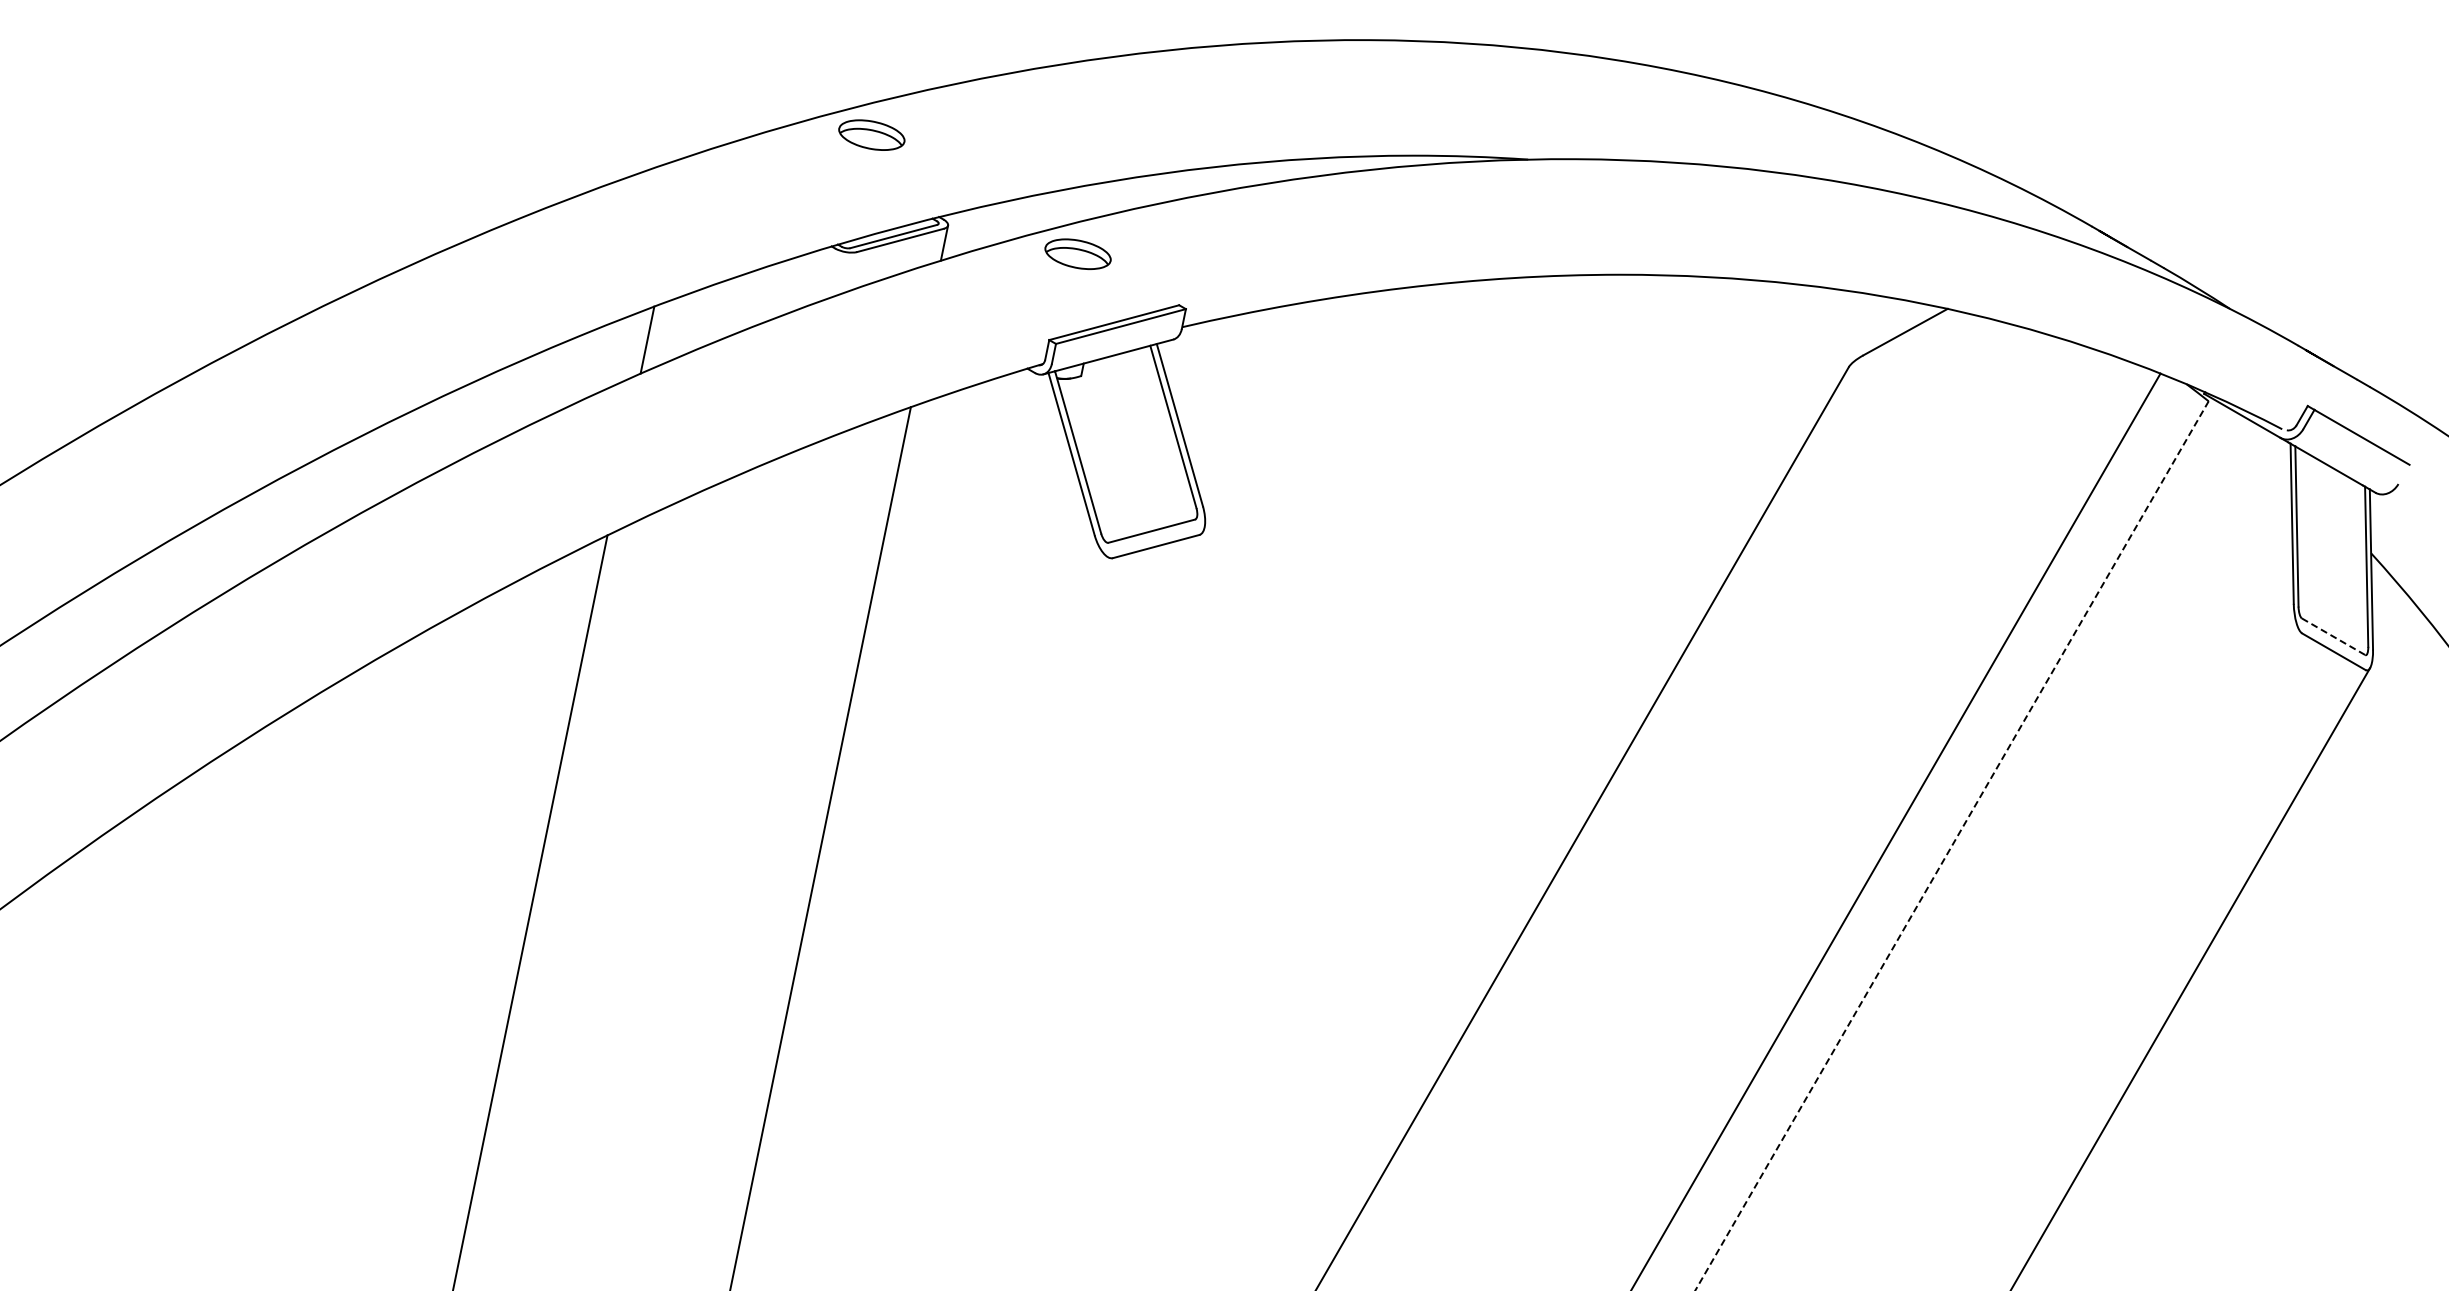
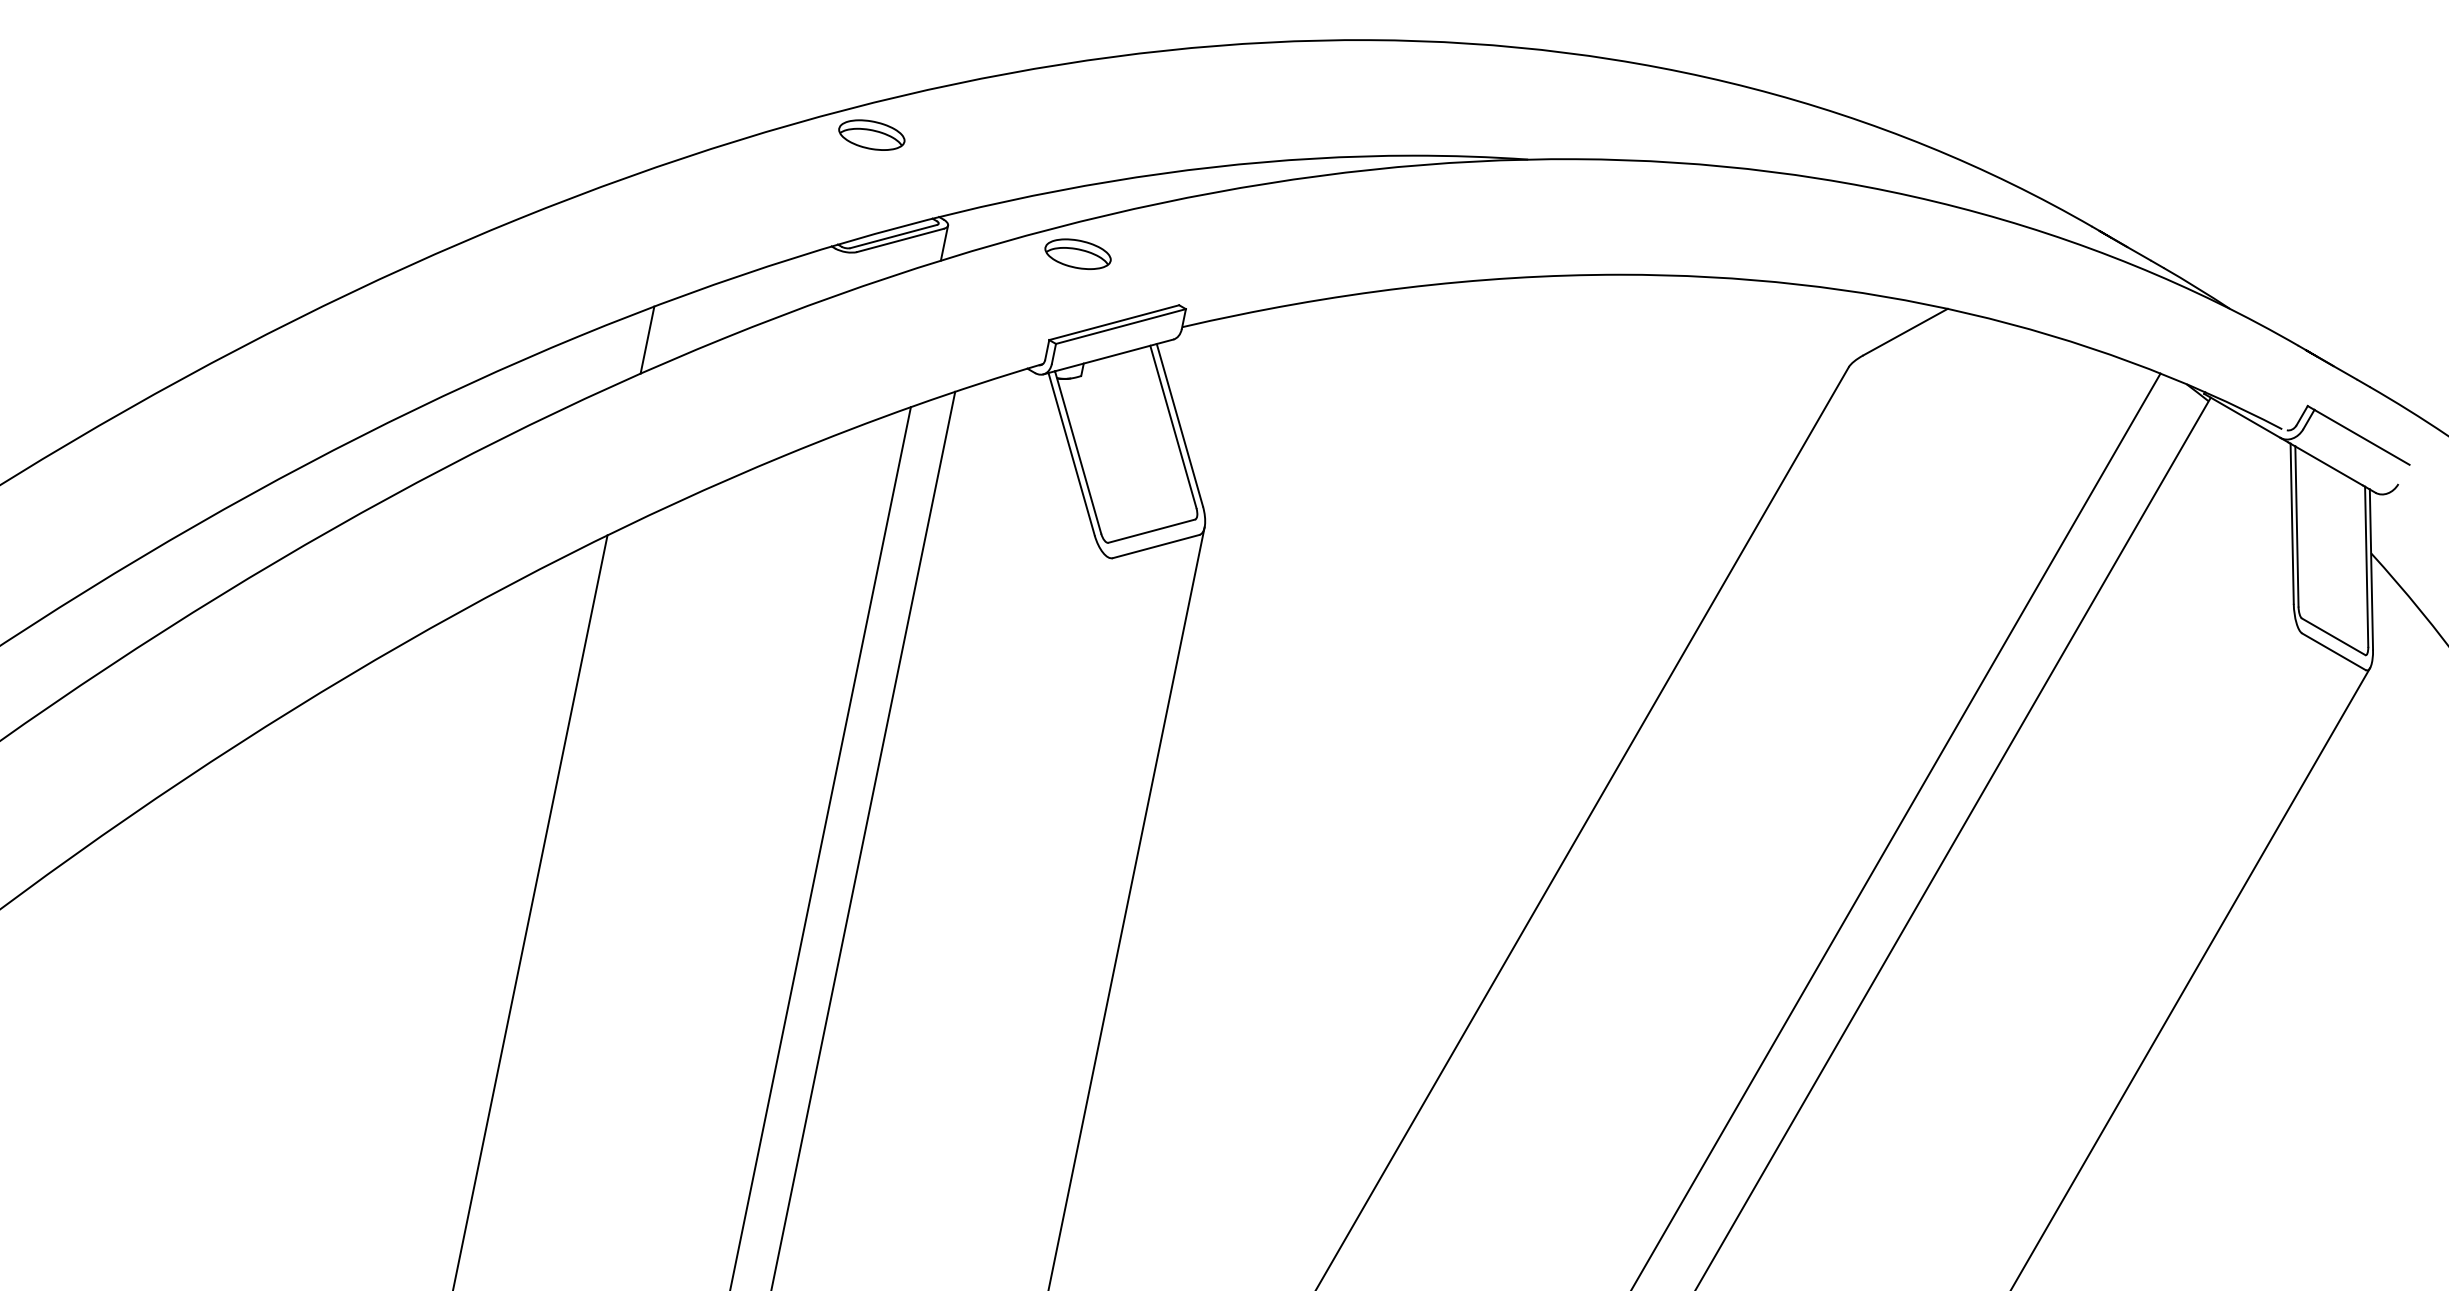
line: dashed -> solid (2333, 636)
line: none -> present (863, 839)
line: dashed -> solid (1952, 844)
line: none -> present (1126, 907)
